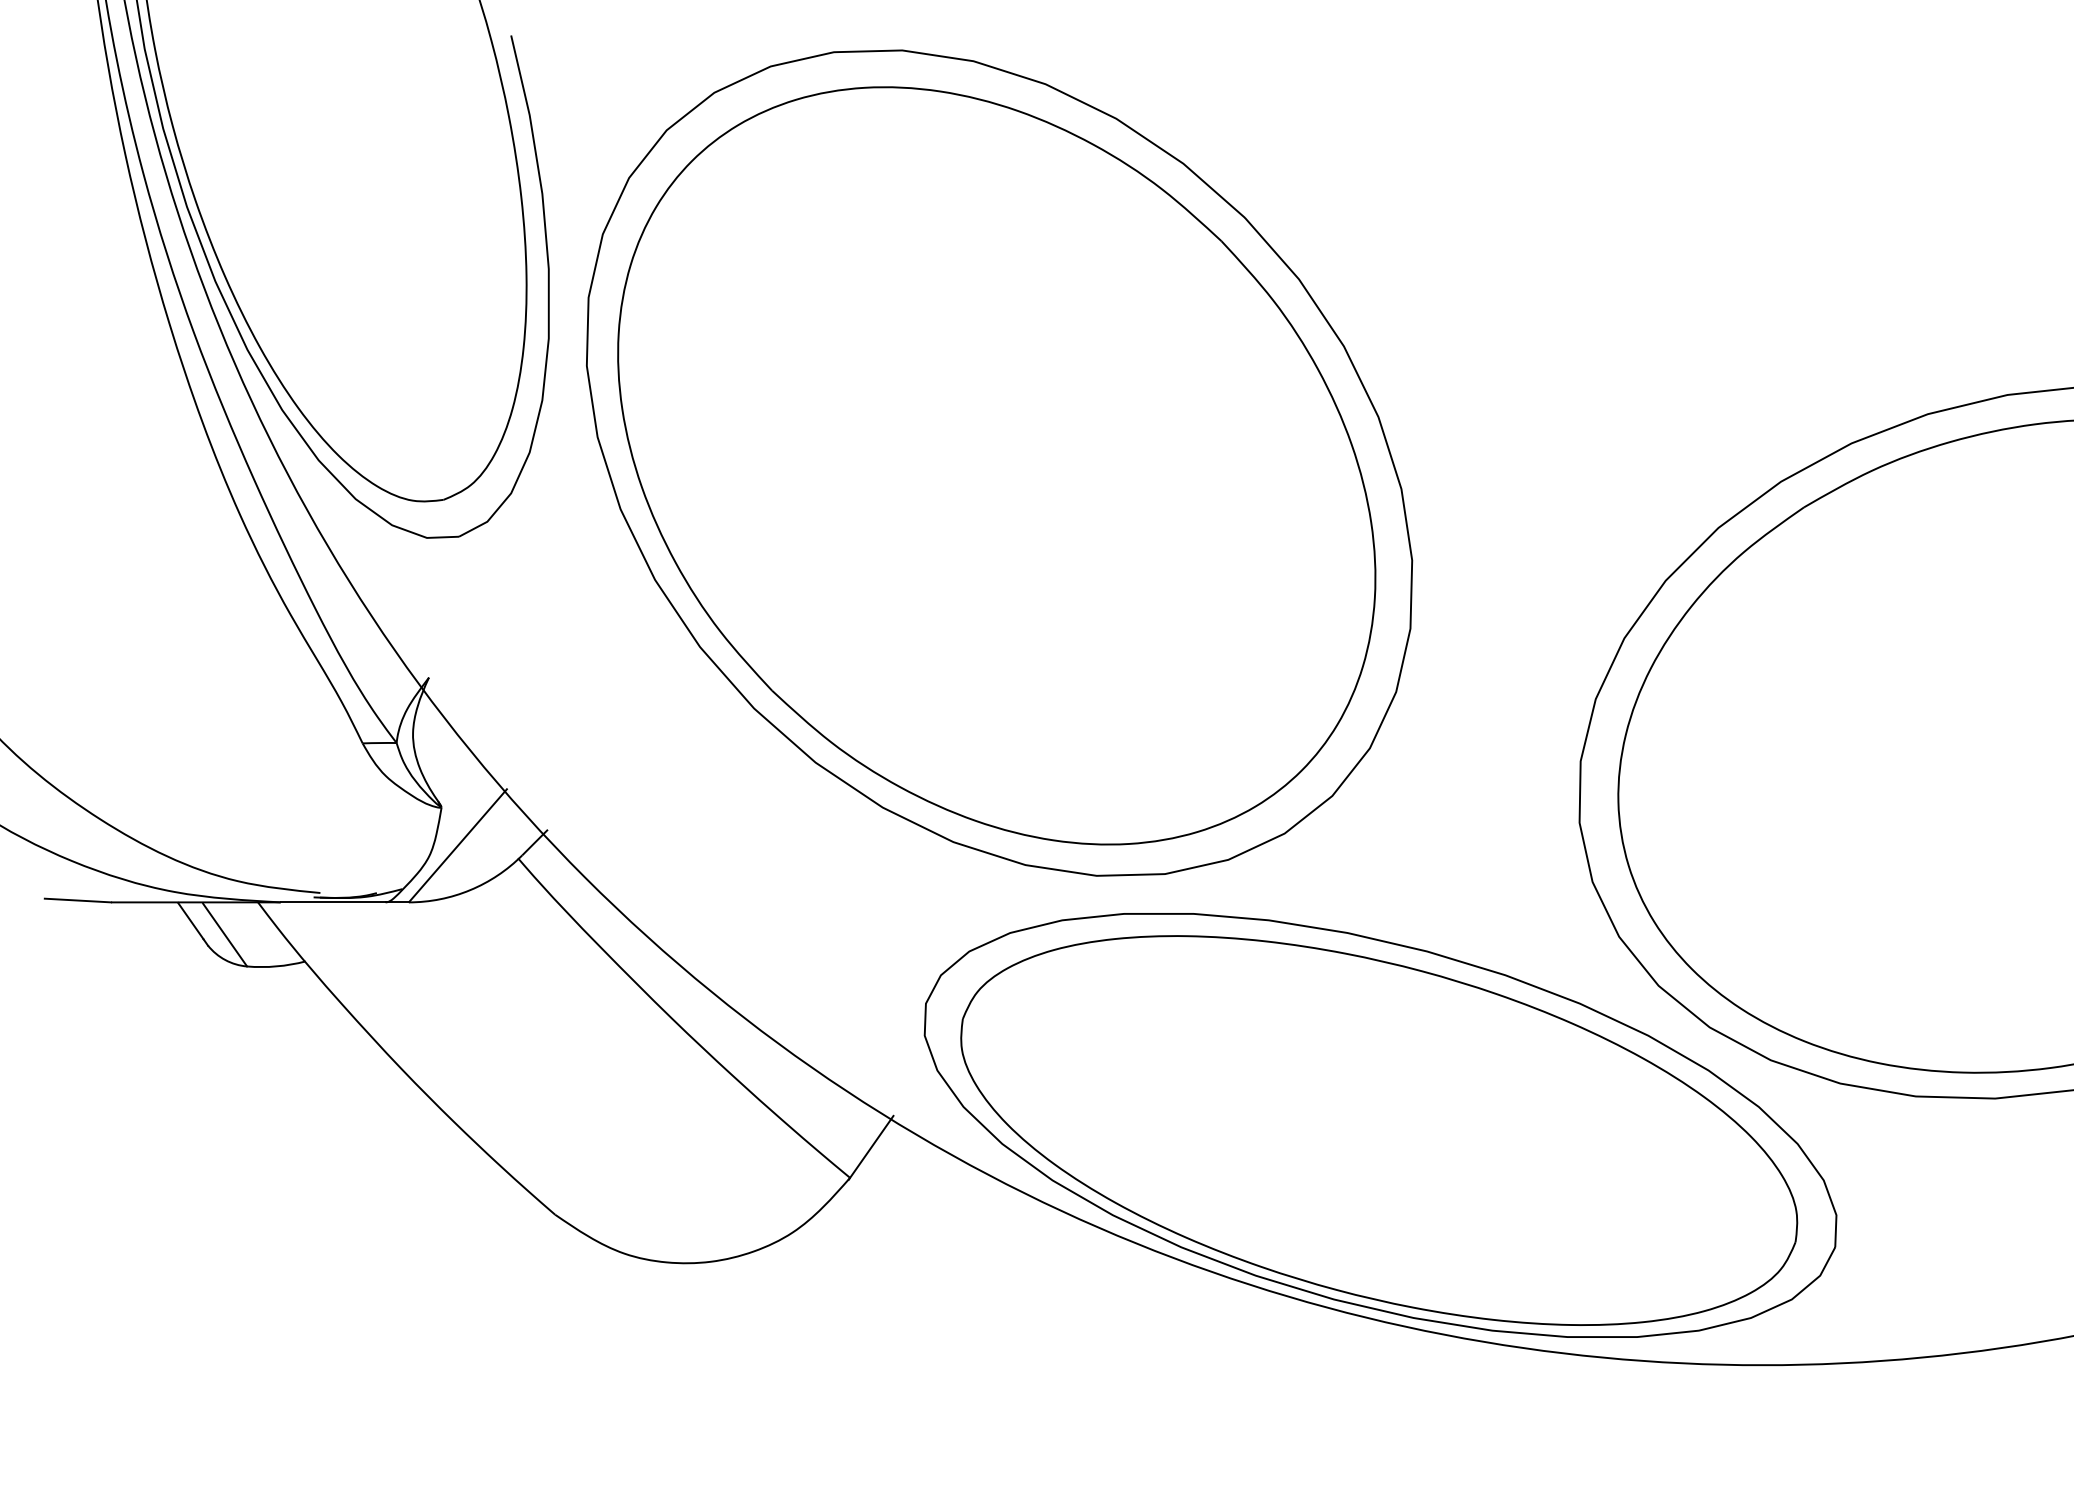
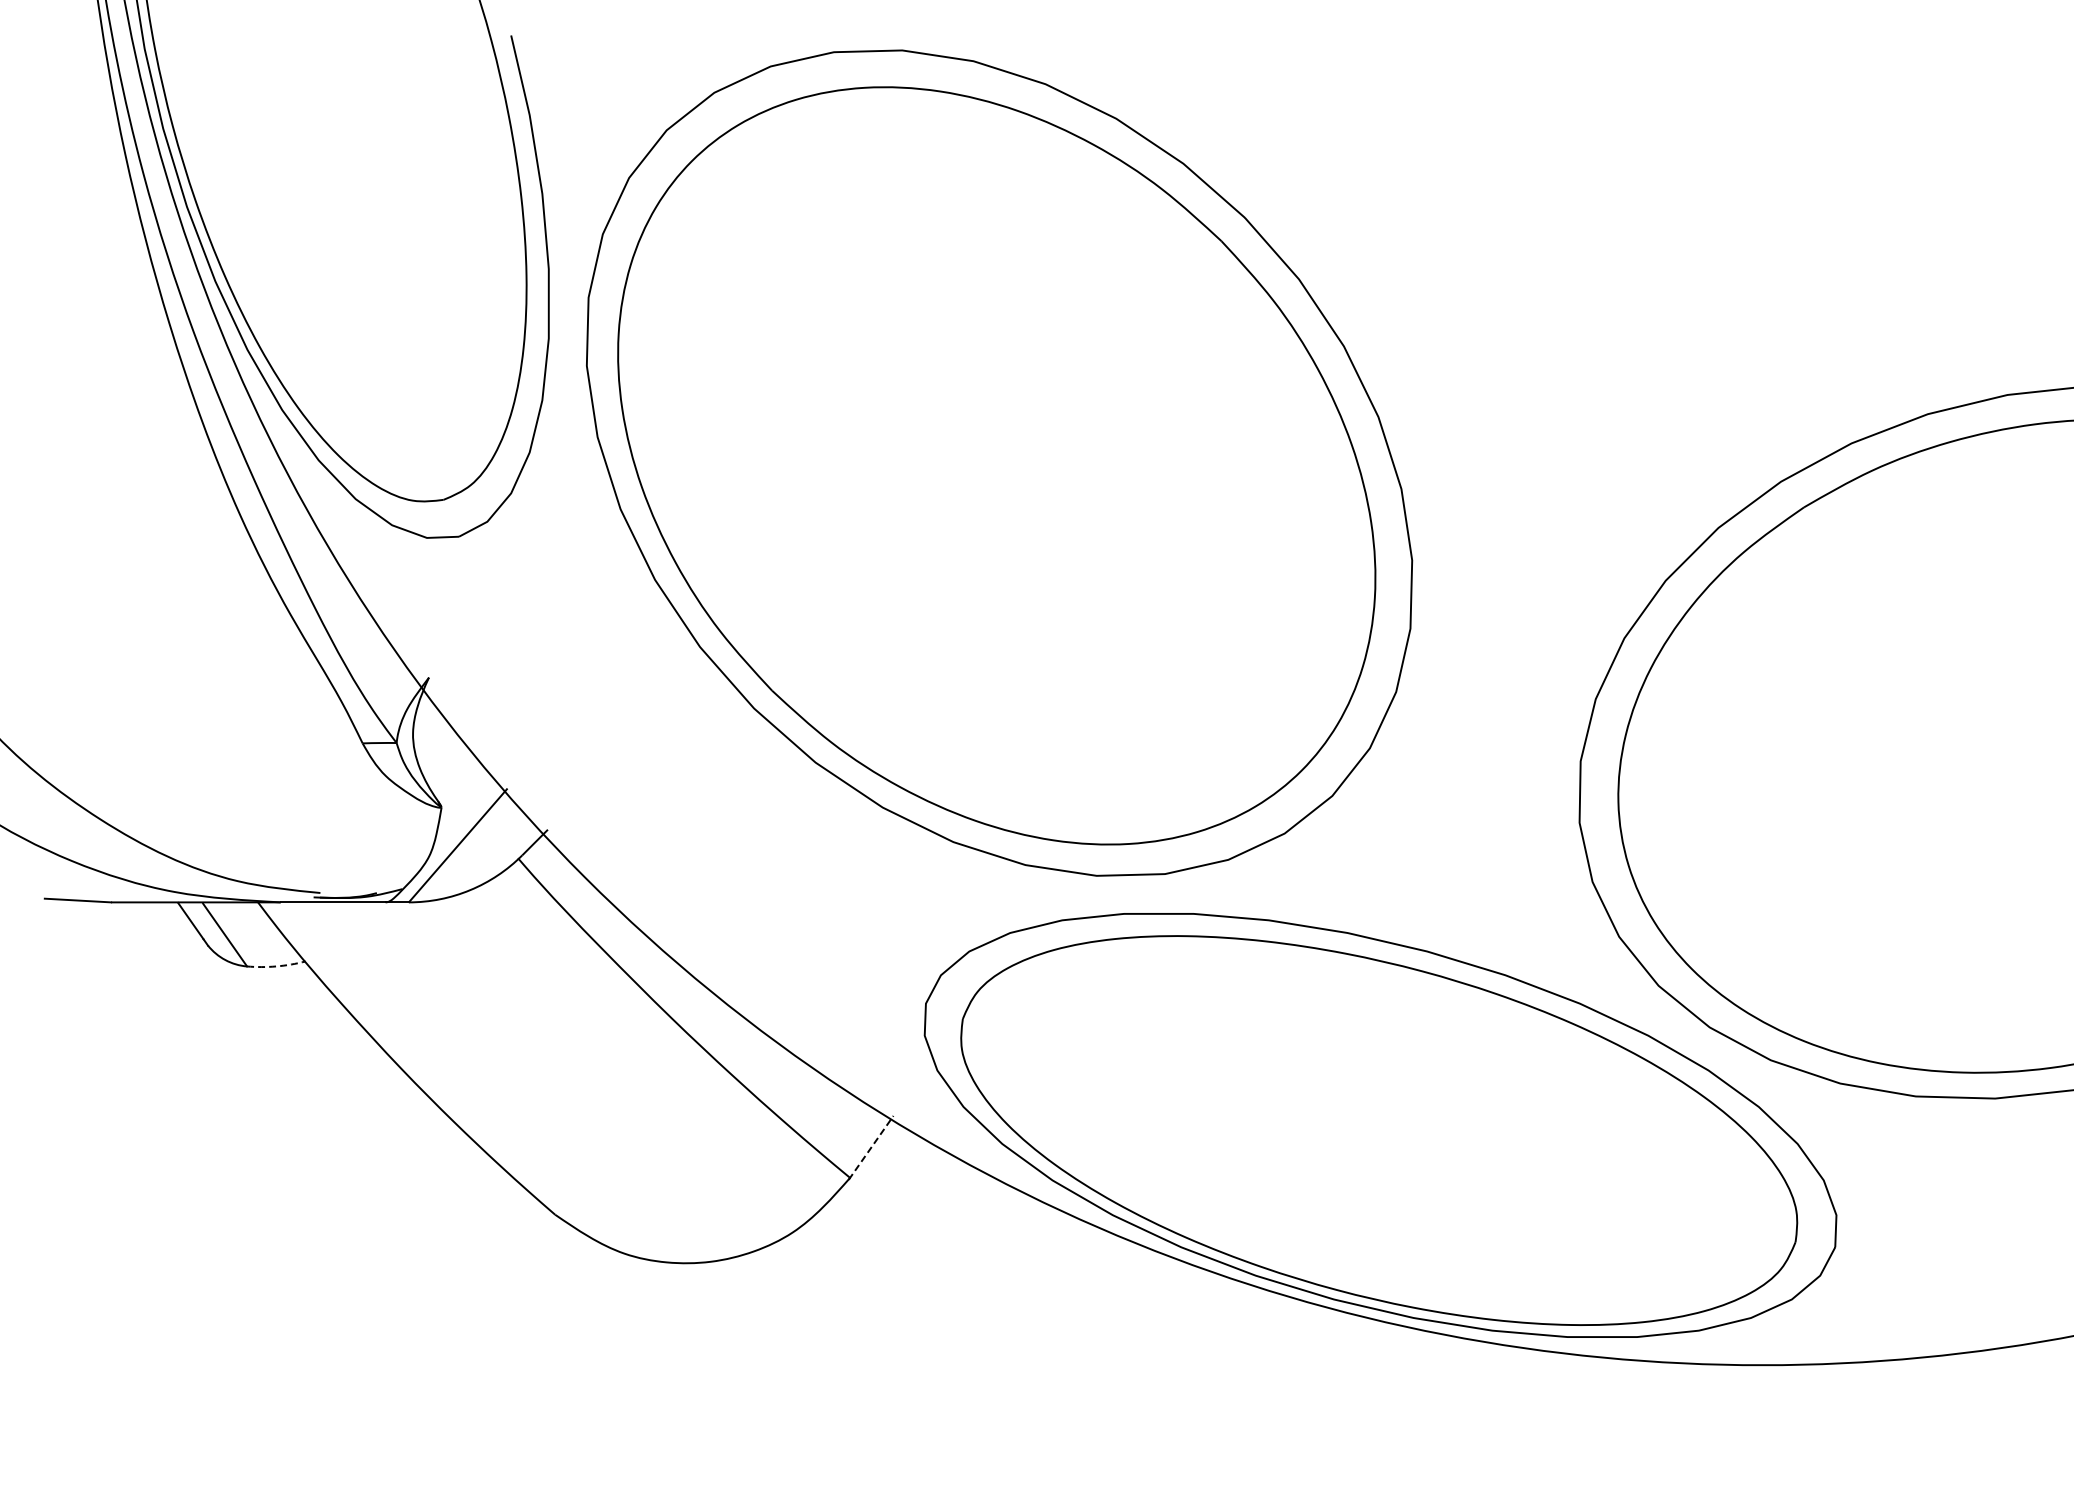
arc: solid -> dashed (276, 966)
line: solid -> dashed (871, 1147)
